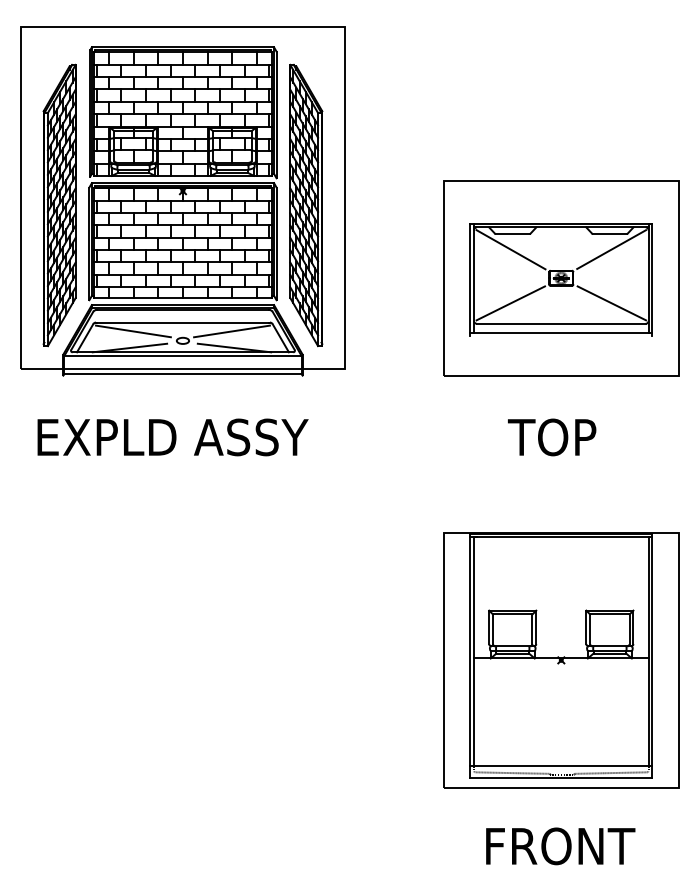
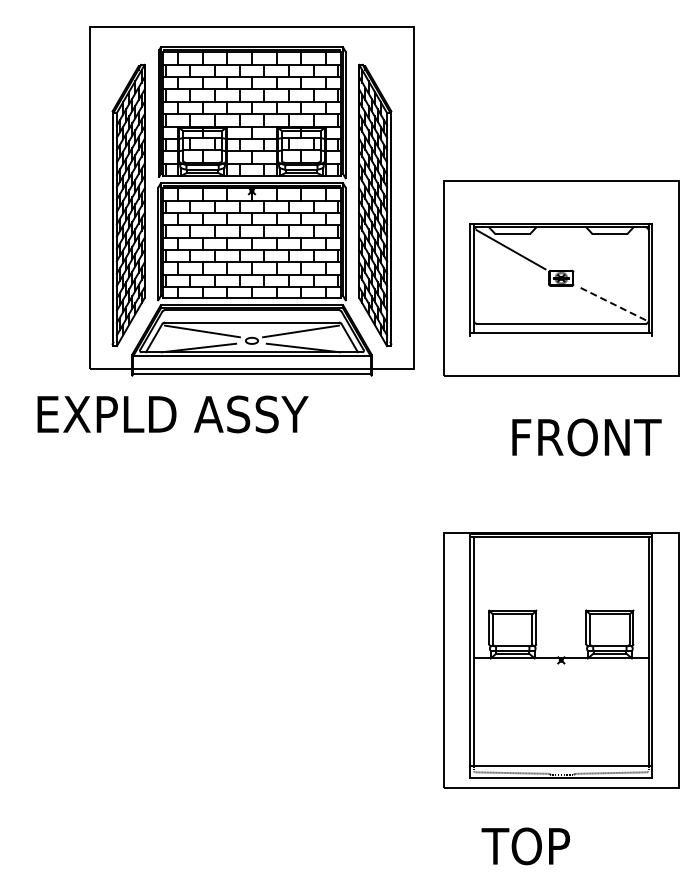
part position: (182, 201) -> (251, 201) (251, 201)
line: present -> none (611, 249)
line: present -> none (510, 303)
line: solid -> dashed (611, 303)
text position: (172, 437) -> (172, 414) (172, 414)
text: TOP -> FRONT (584, 437)
text: FRONT -> TOP (558, 846)
